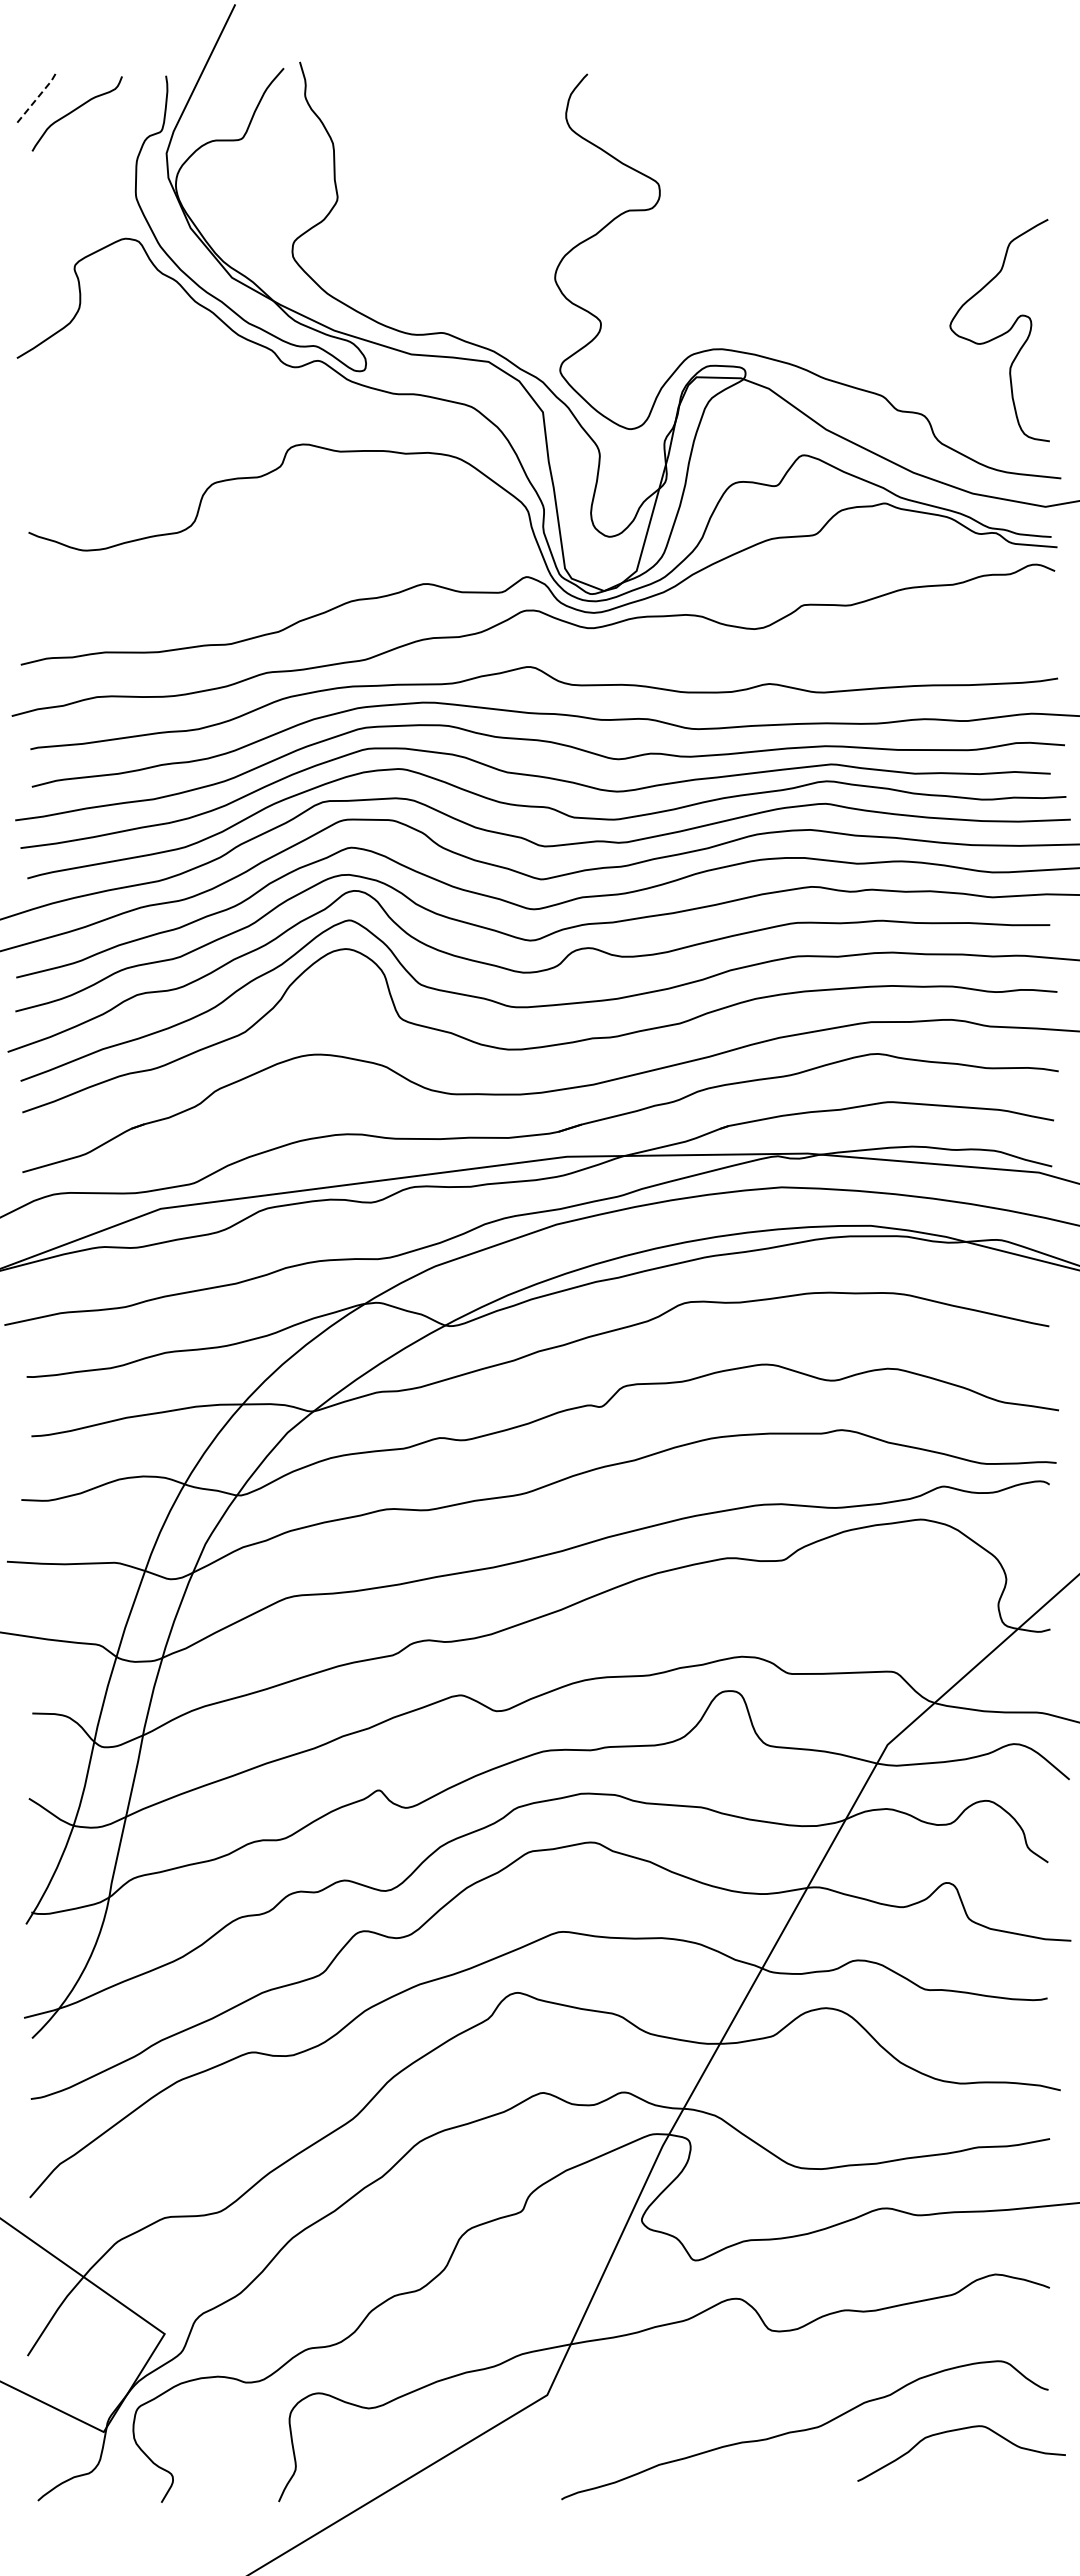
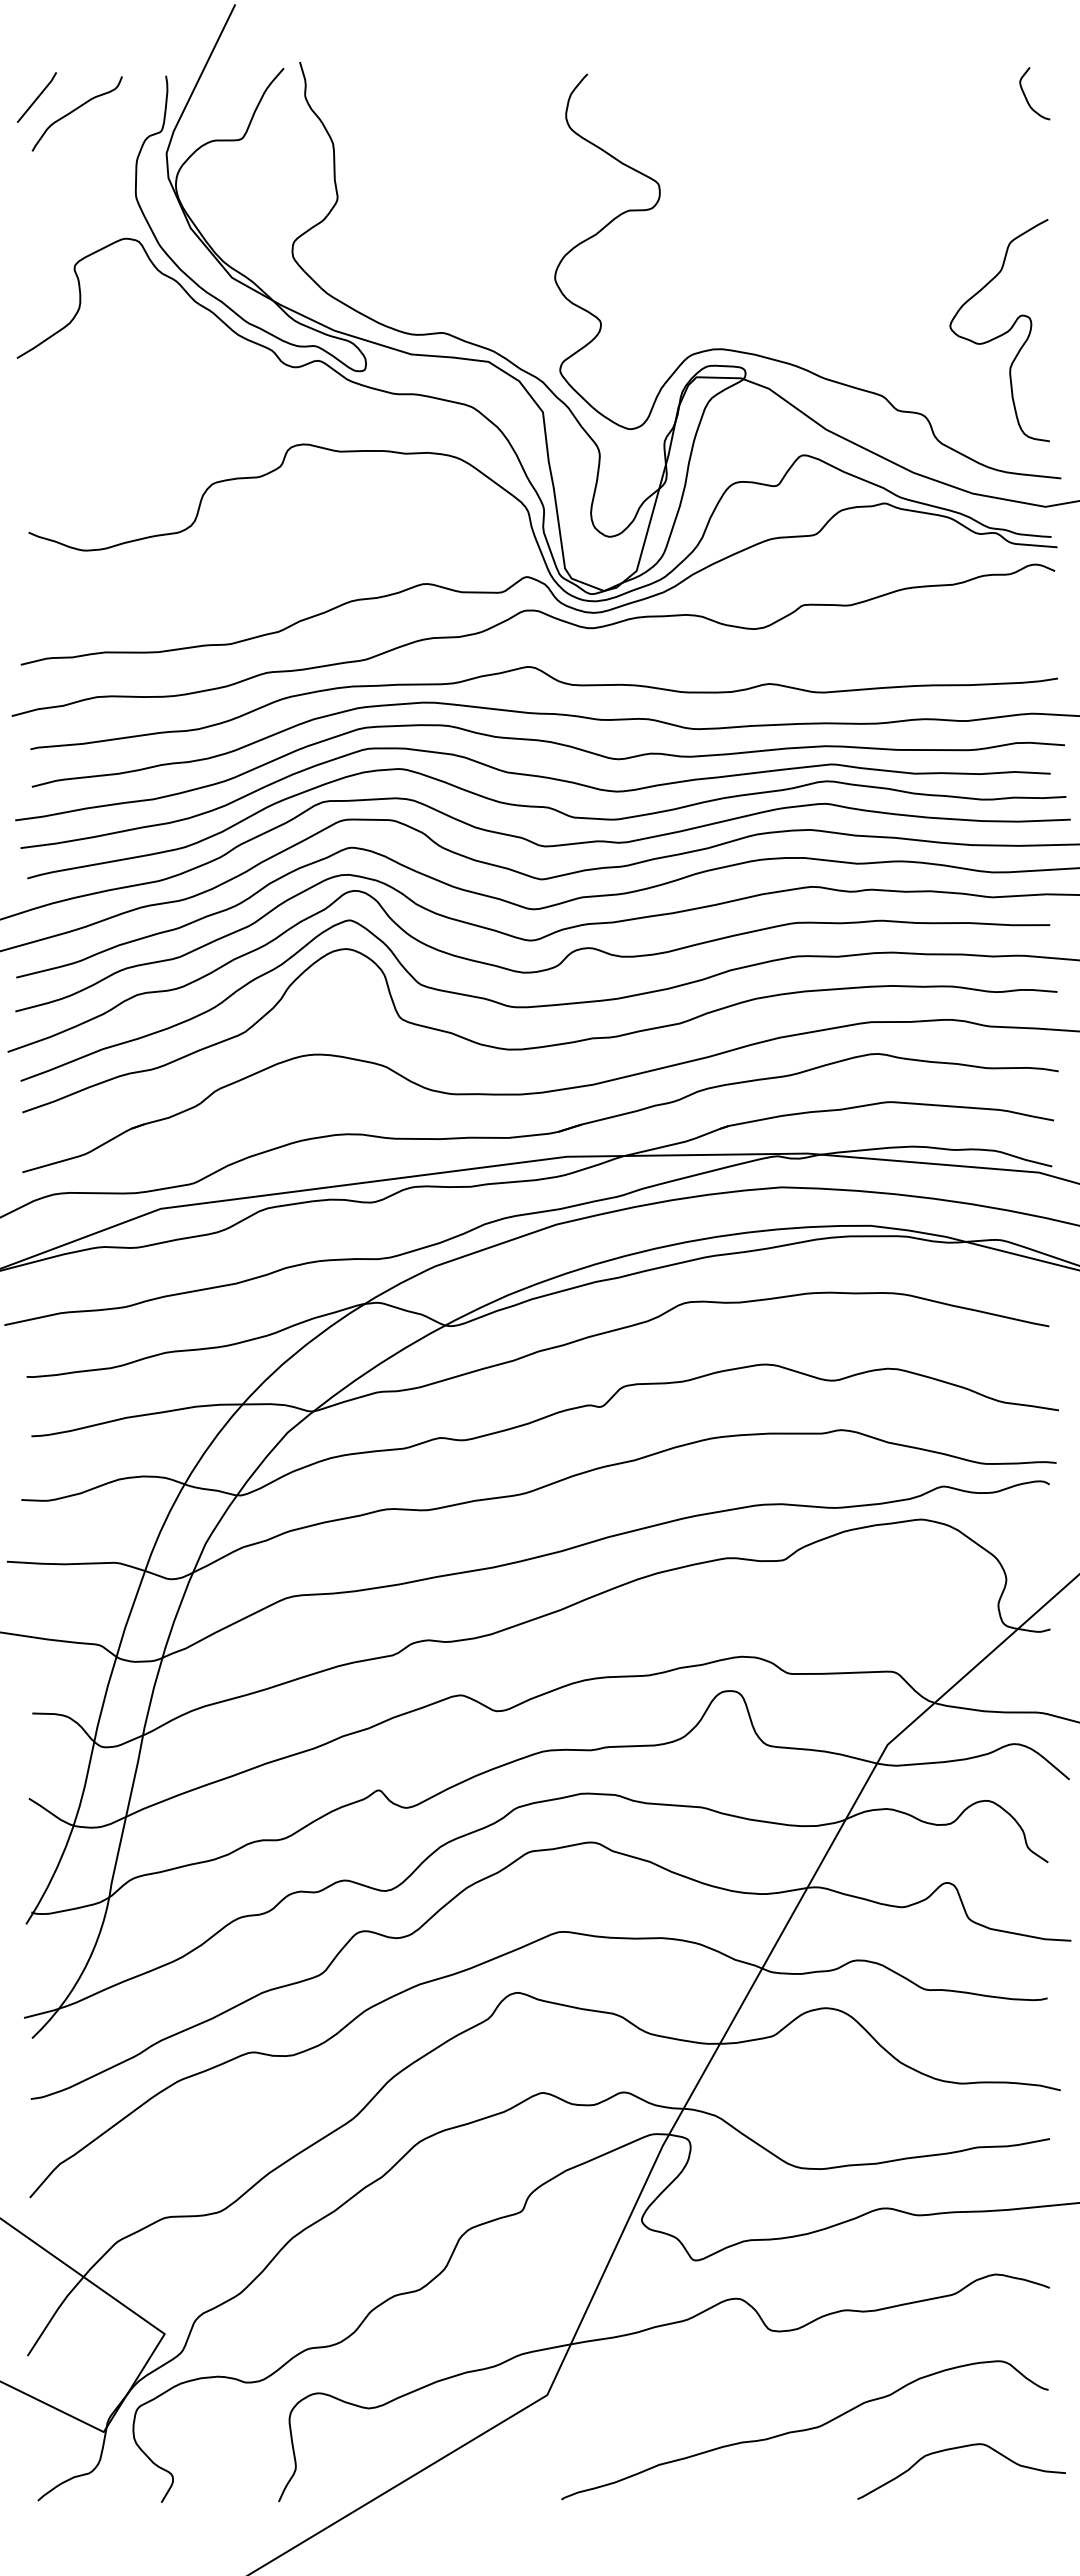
curve: none -> present (1026, 96)
line: dashed -> solid (38, 97)
curve position: (959, 2430) -> (959, 2448) (959, 2448)
